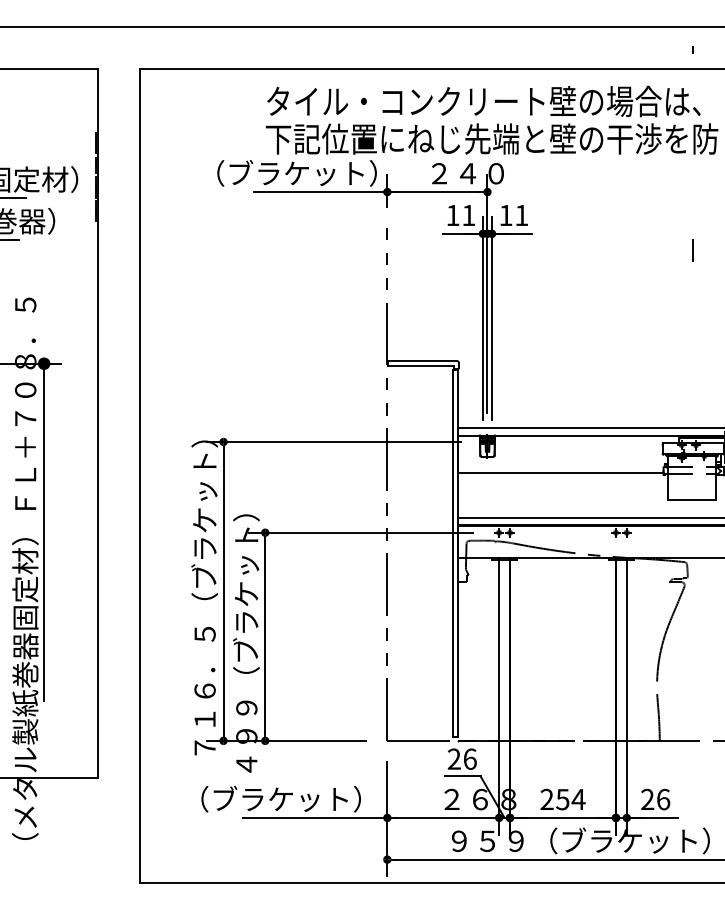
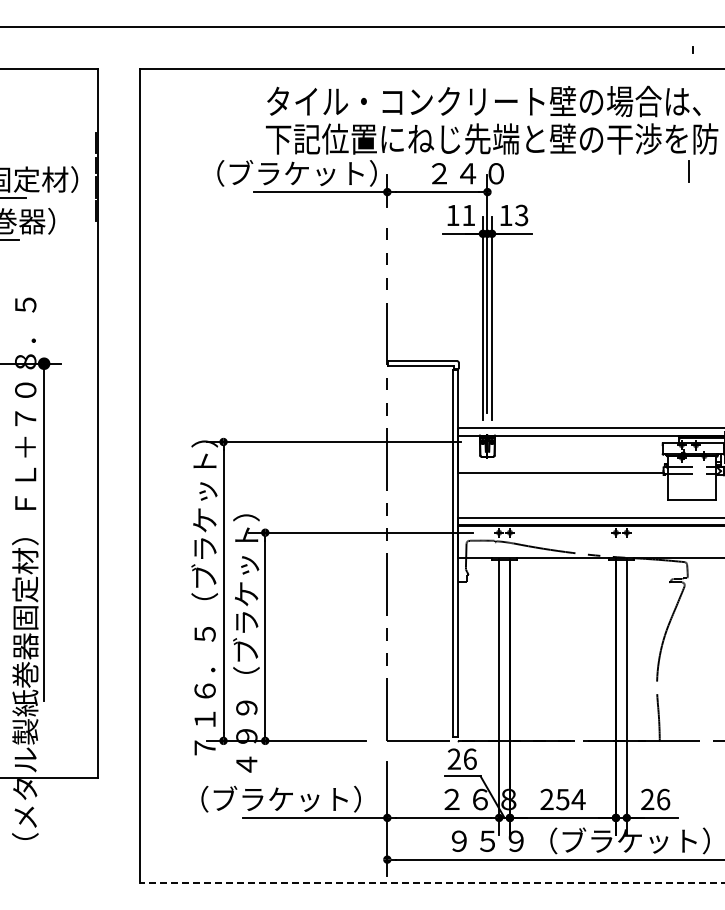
text: 11 -> 13 (521, 215)
line position: (692, 250) -> (688, 171) (688, 171)
line: solid -> dashed (432, 882)
